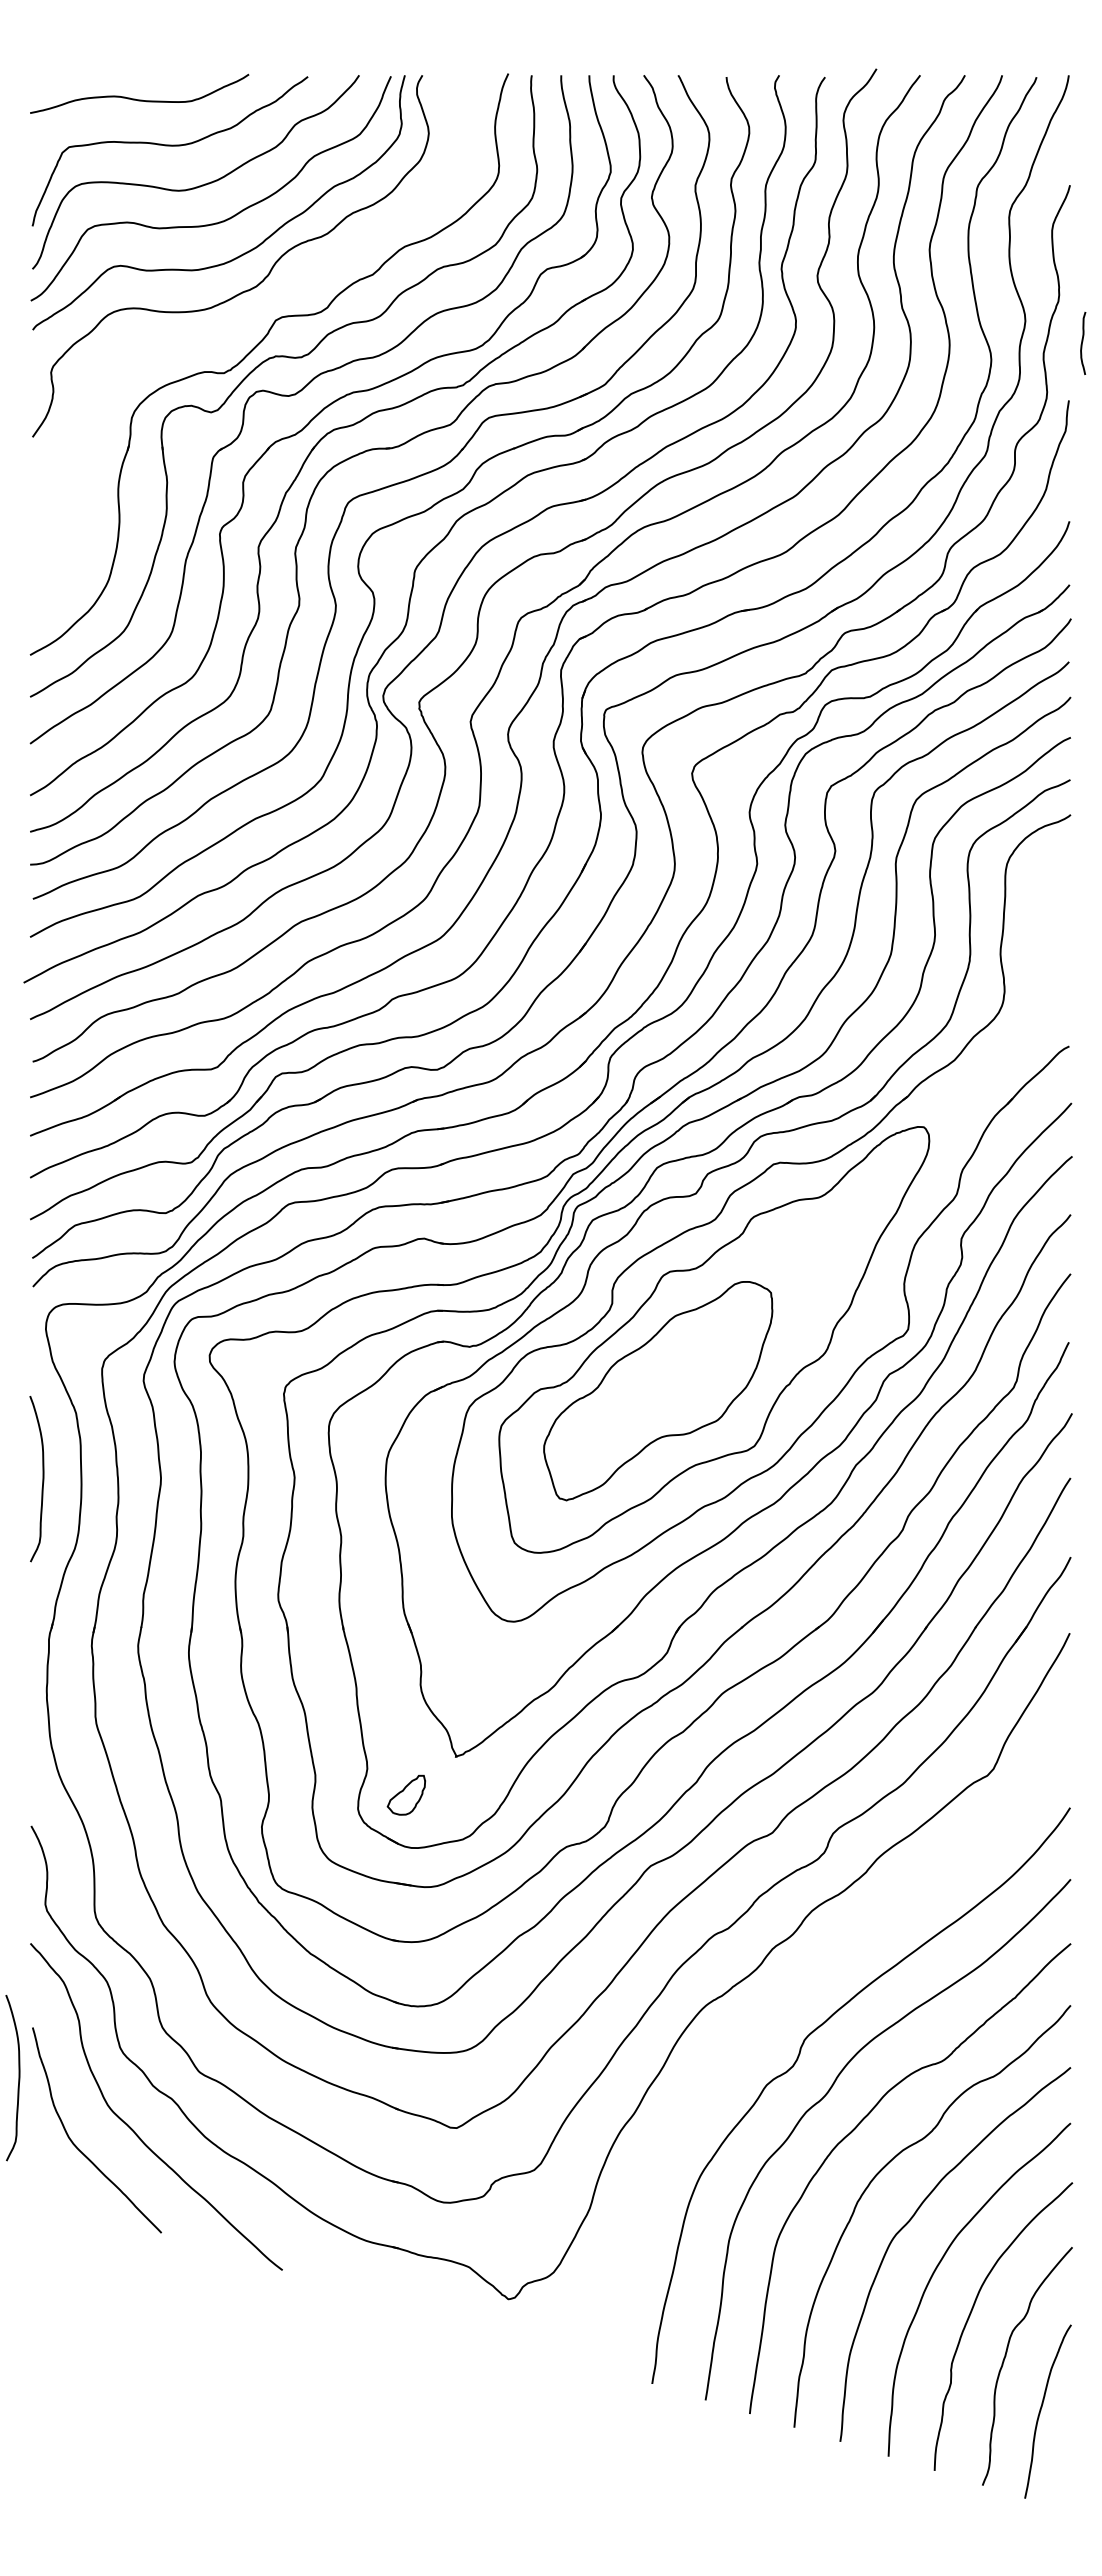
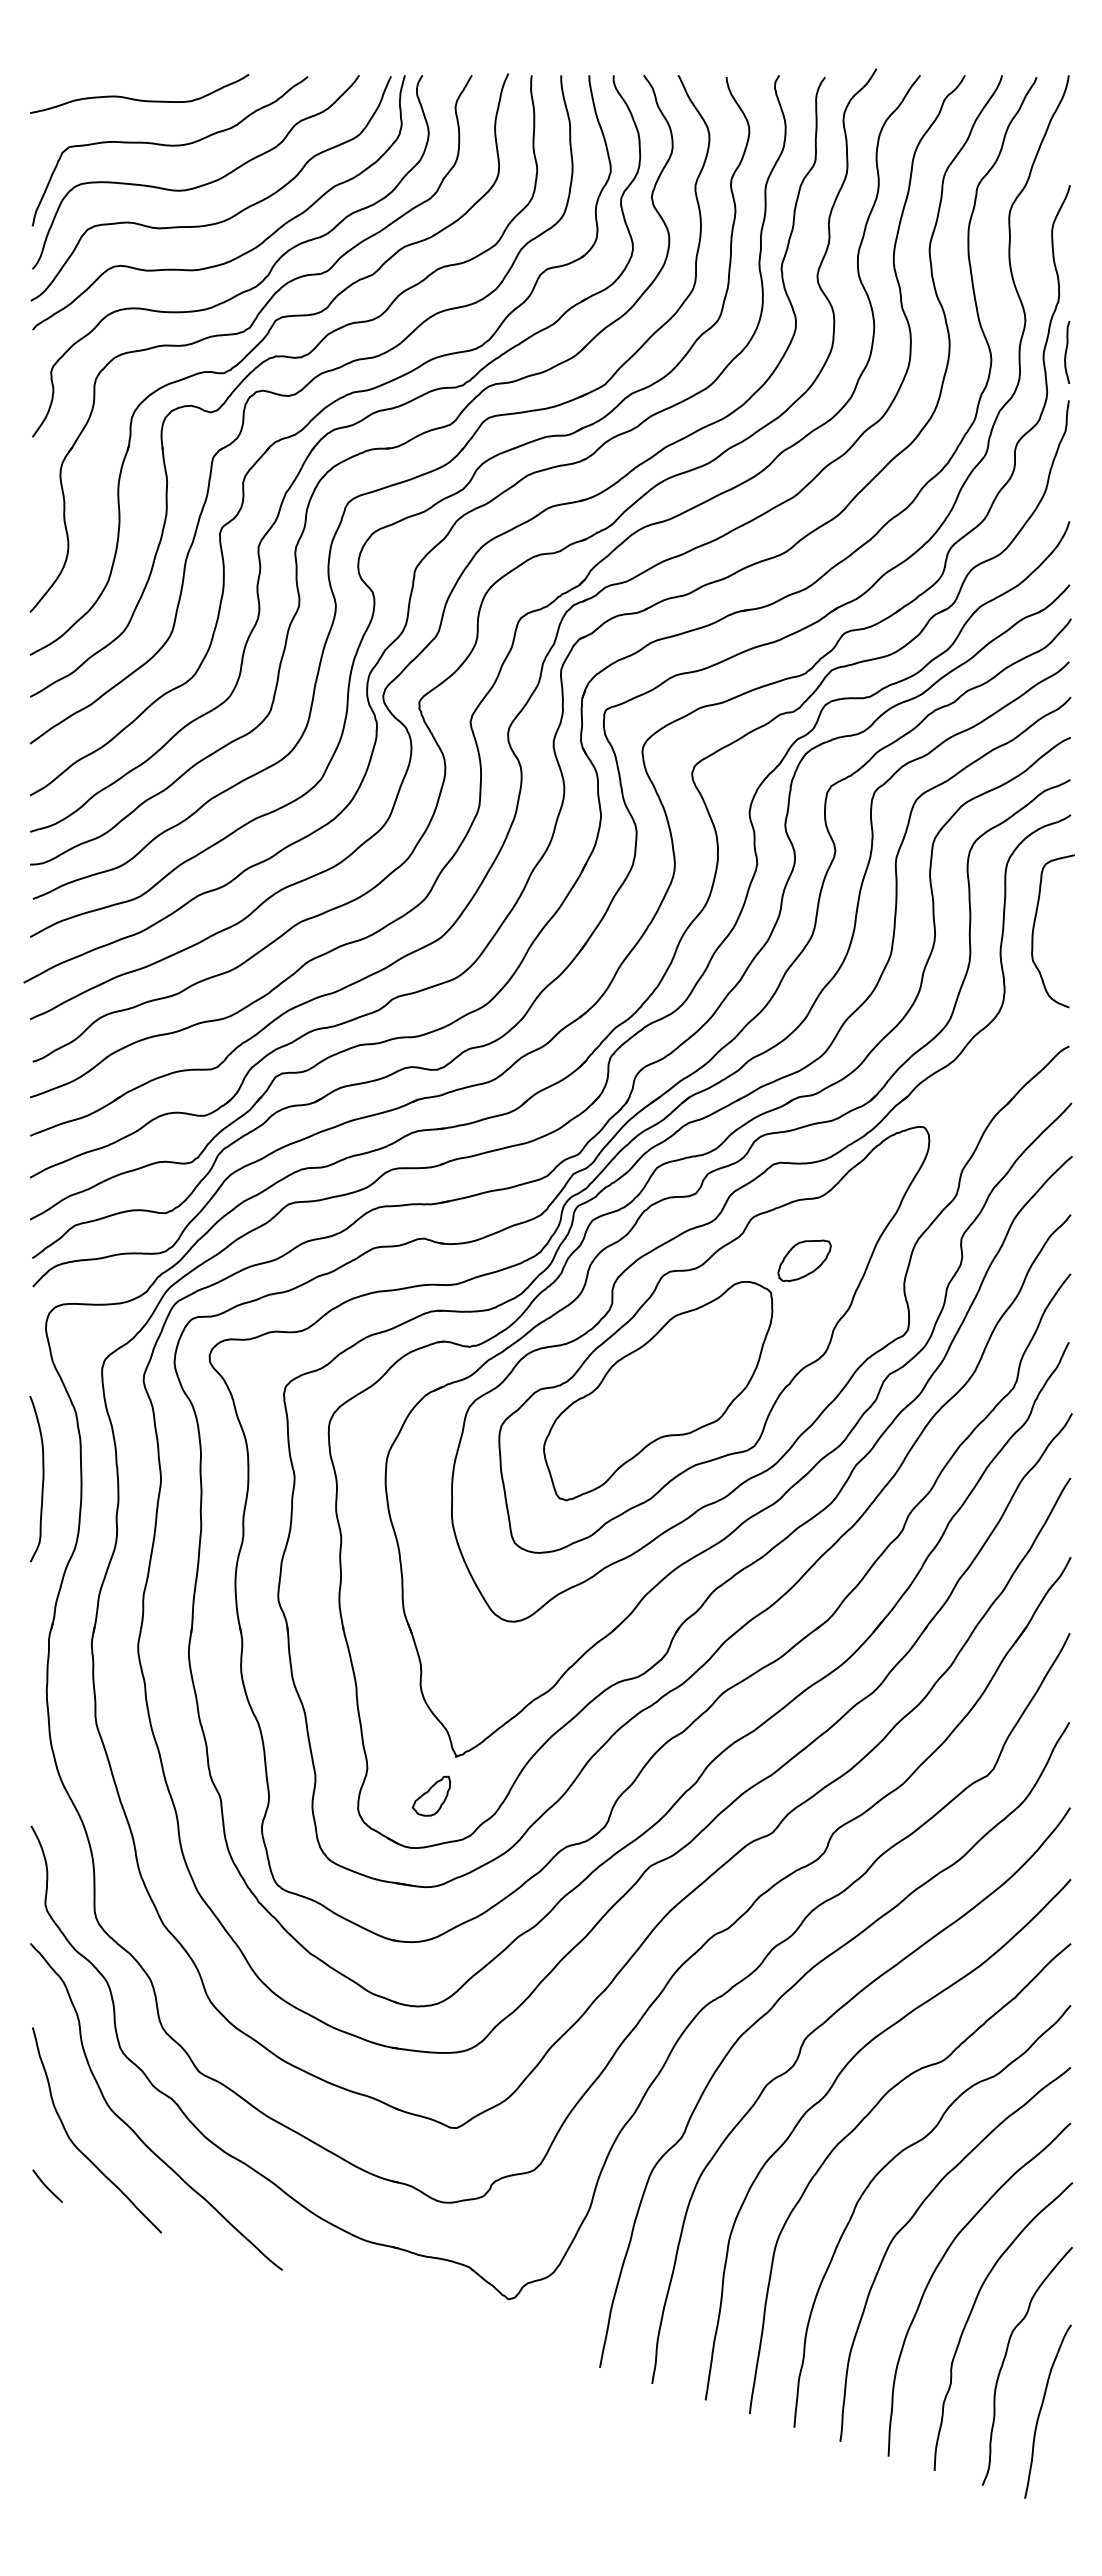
part: none -> present (244, 332)
curve position: (1082, 343) -> (1066, 352) (1066, 352)
curve: none -> present (1034, 929)
part: none -> present (804, 1260)
part position: (406, 1794) -> (431, 1795) (431, 1795)
curve: none -> present (791, 1989)
curve: present -> none (18, 2078)
curve: none -> present (46, 2185)
